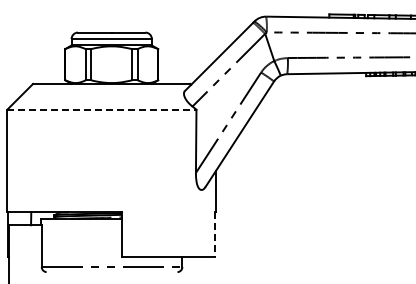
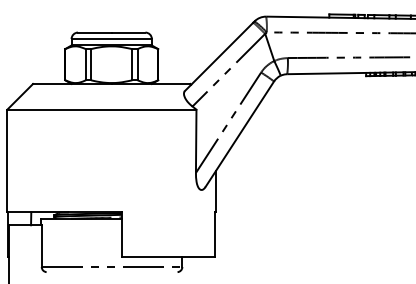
line: dashed -> solid (101, 109)
line: dashed -> solid (215, 235)
